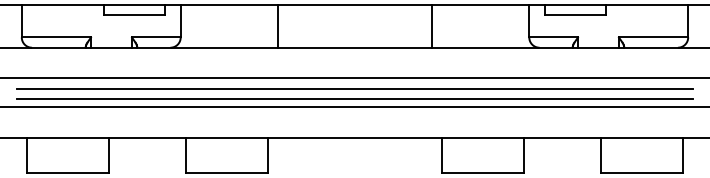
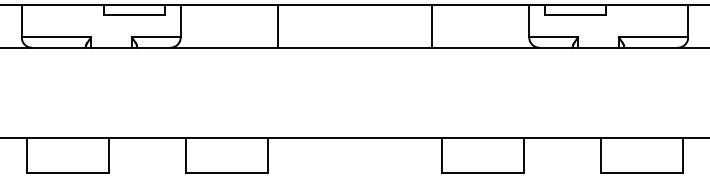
line: present -> none (354, 78)
line: present -> none (354, 88)
line: present -> none (354, 98)
line: present -> none (354, 107)
